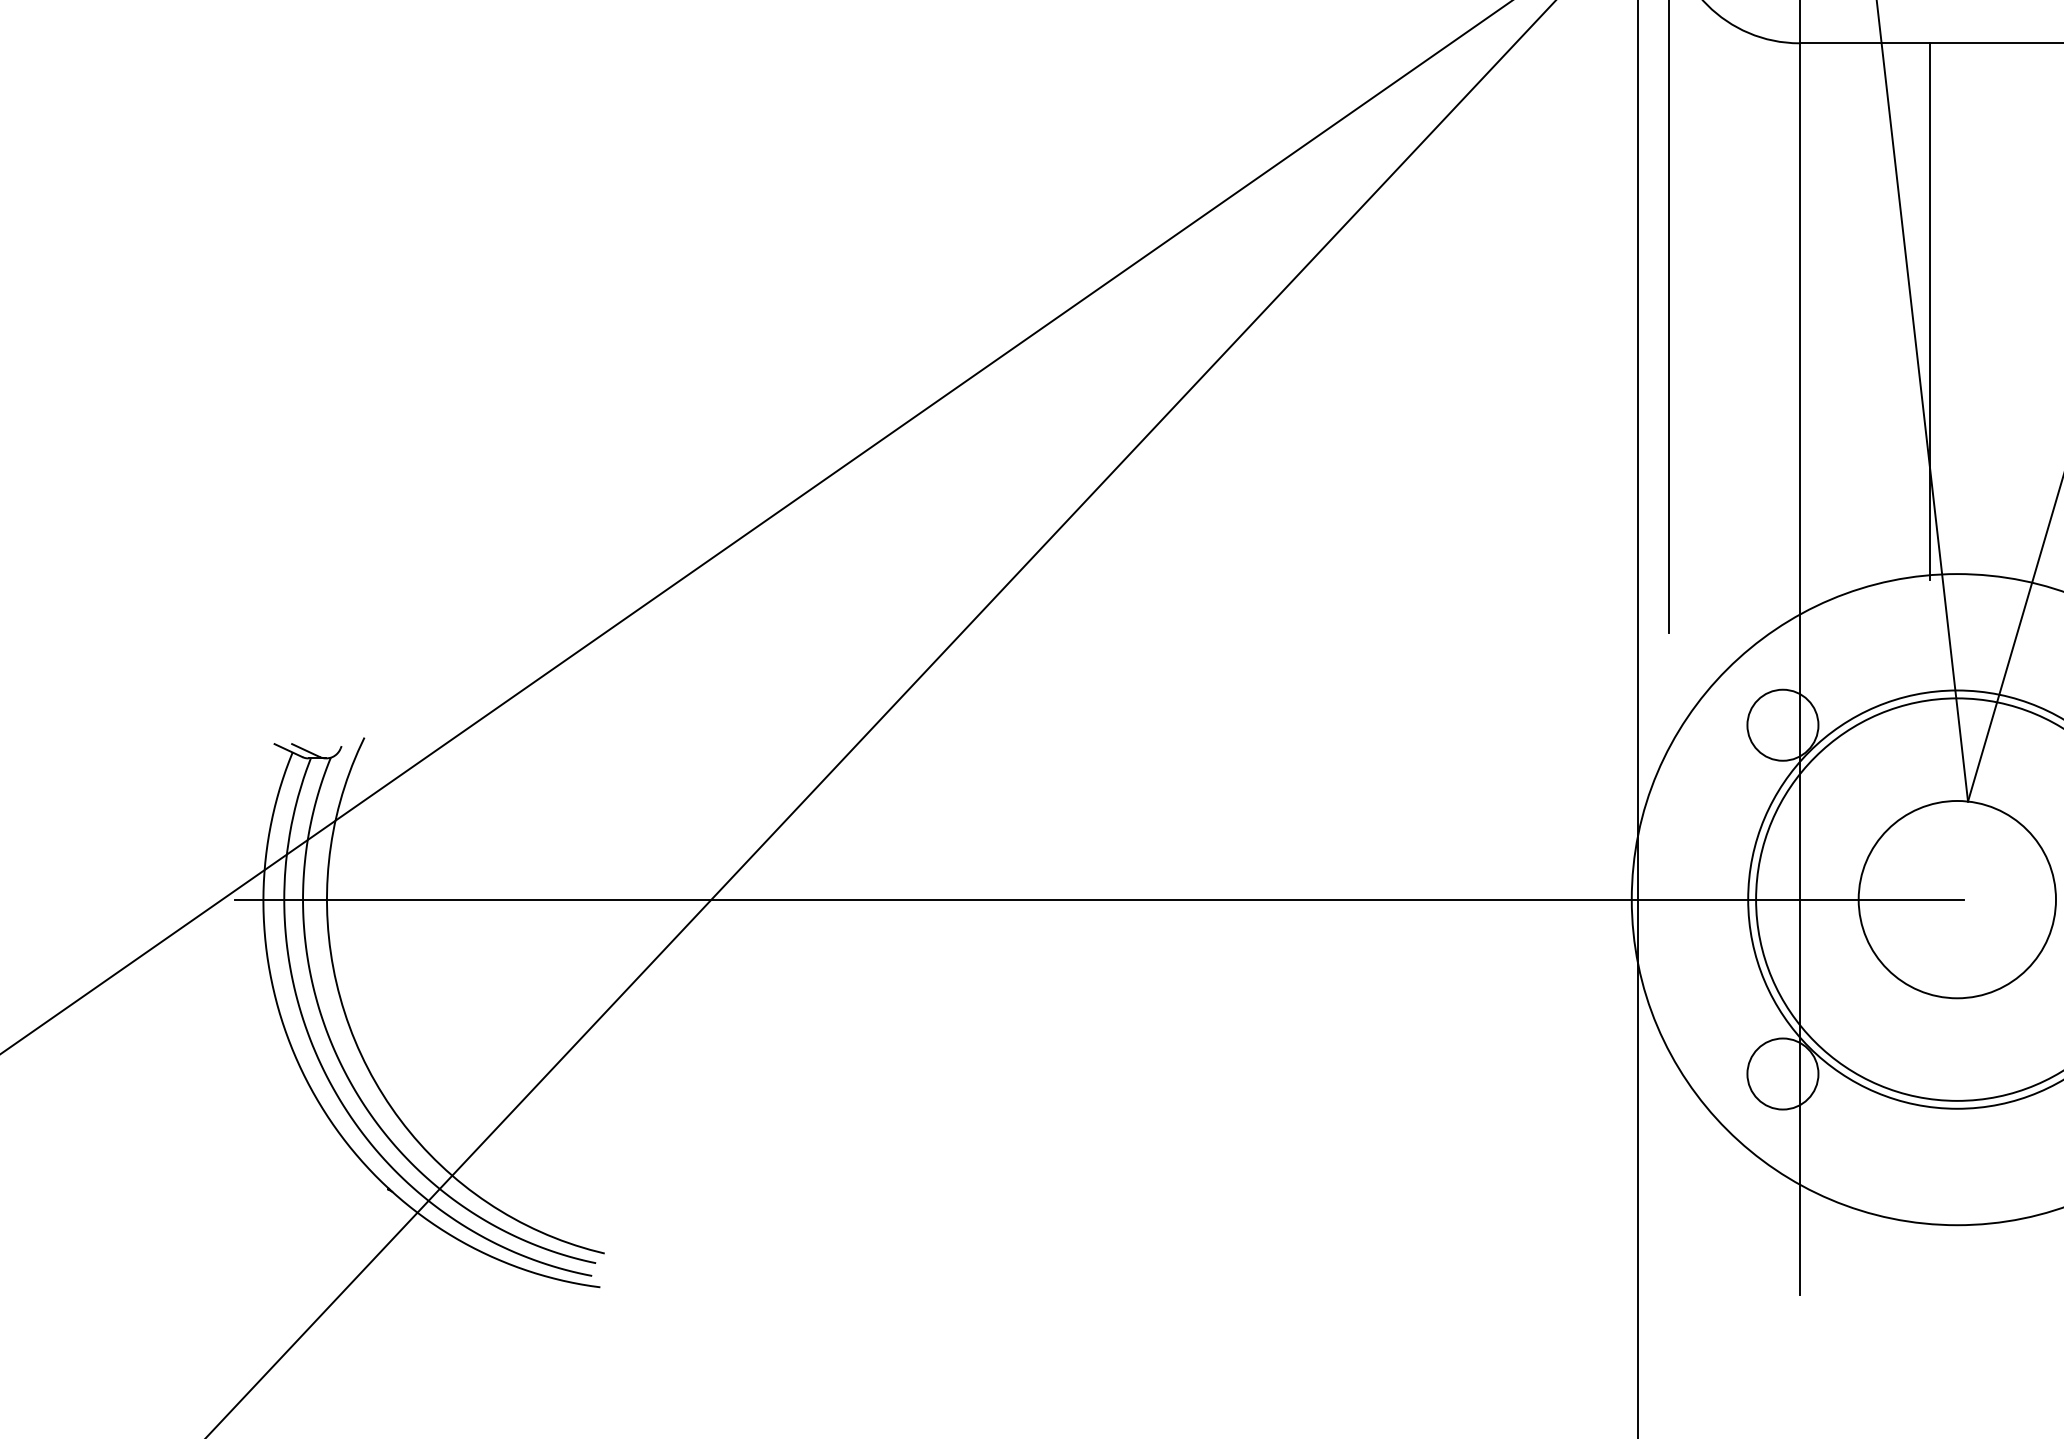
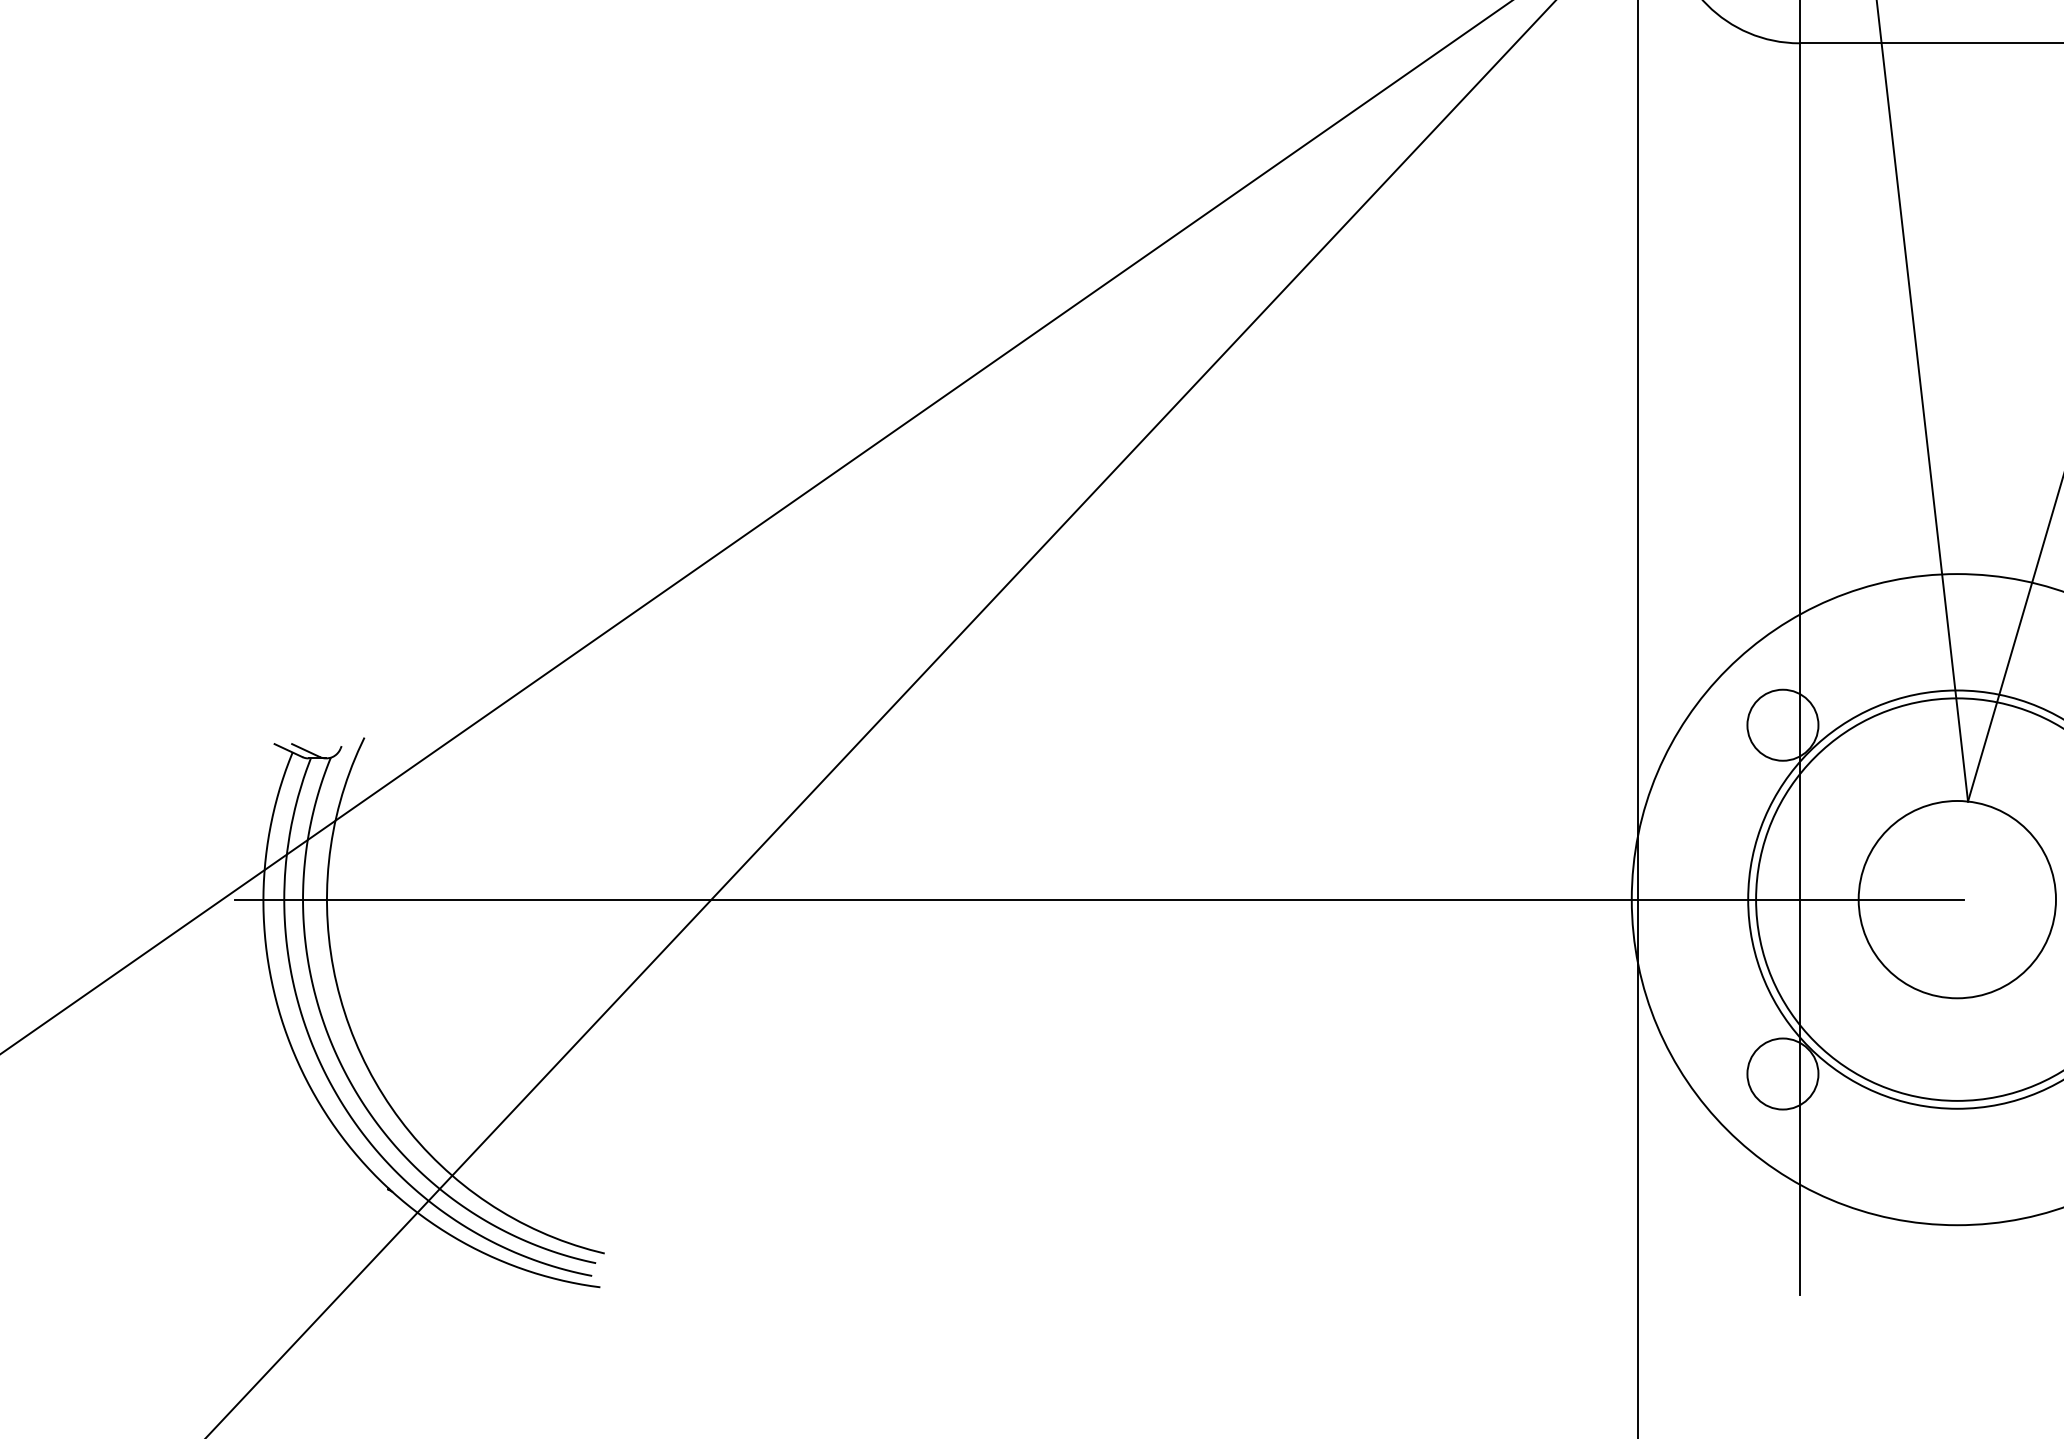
line: present -> none (1929, 311)
line: present -> none (1669, 317)
